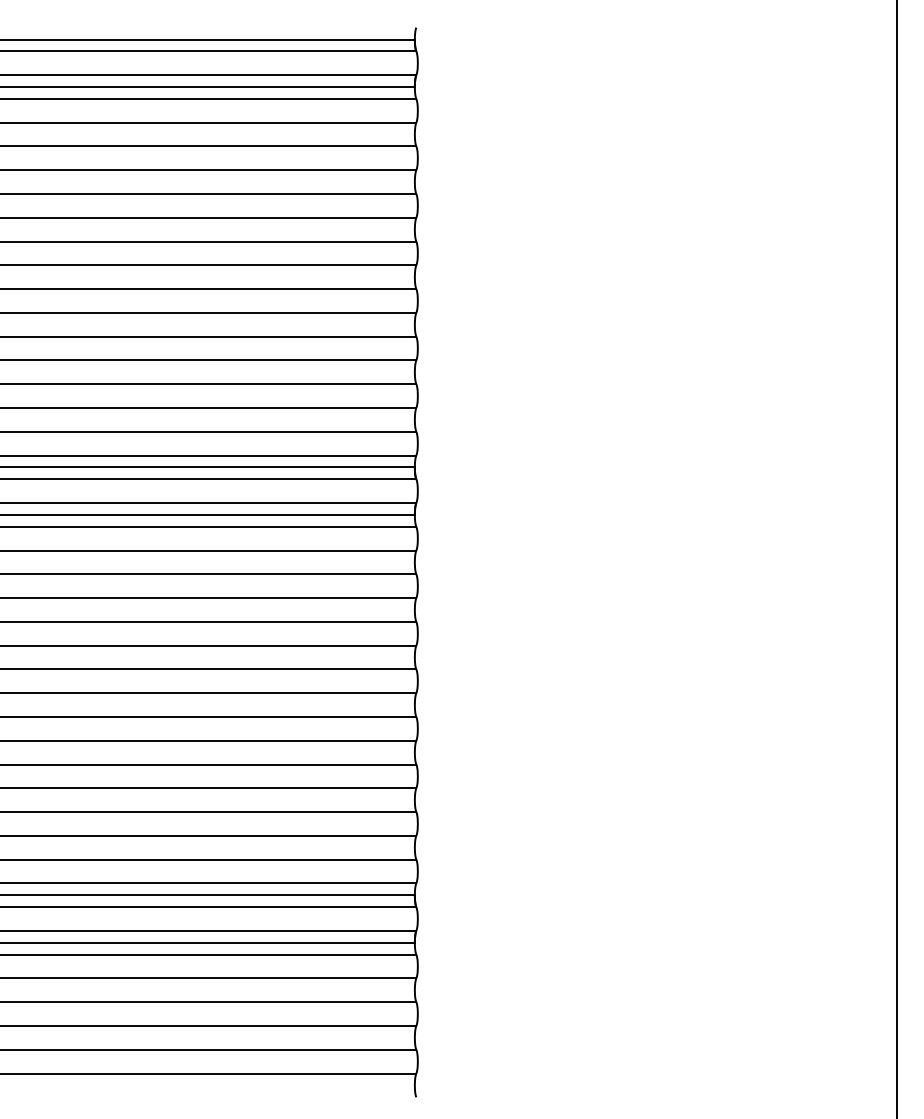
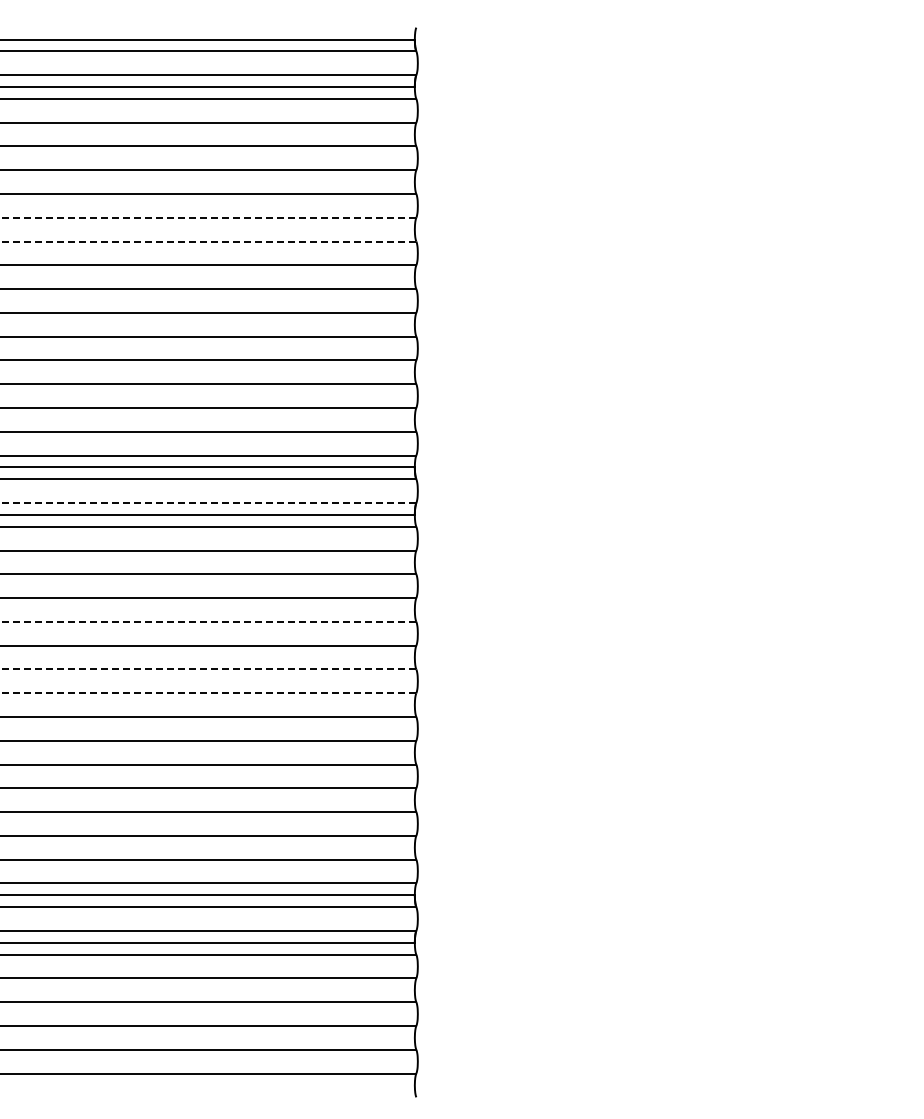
line: solid -> dashed (208, 217)
line: solid -> dashed (208, 241)
line: solid -> dashed (208, 503)
line: present -> none (896, 558)
line: solid -> dashed (208, 621)
line: solid -> dashed (208, 669)
line: solid -> dashed (208, 693)
